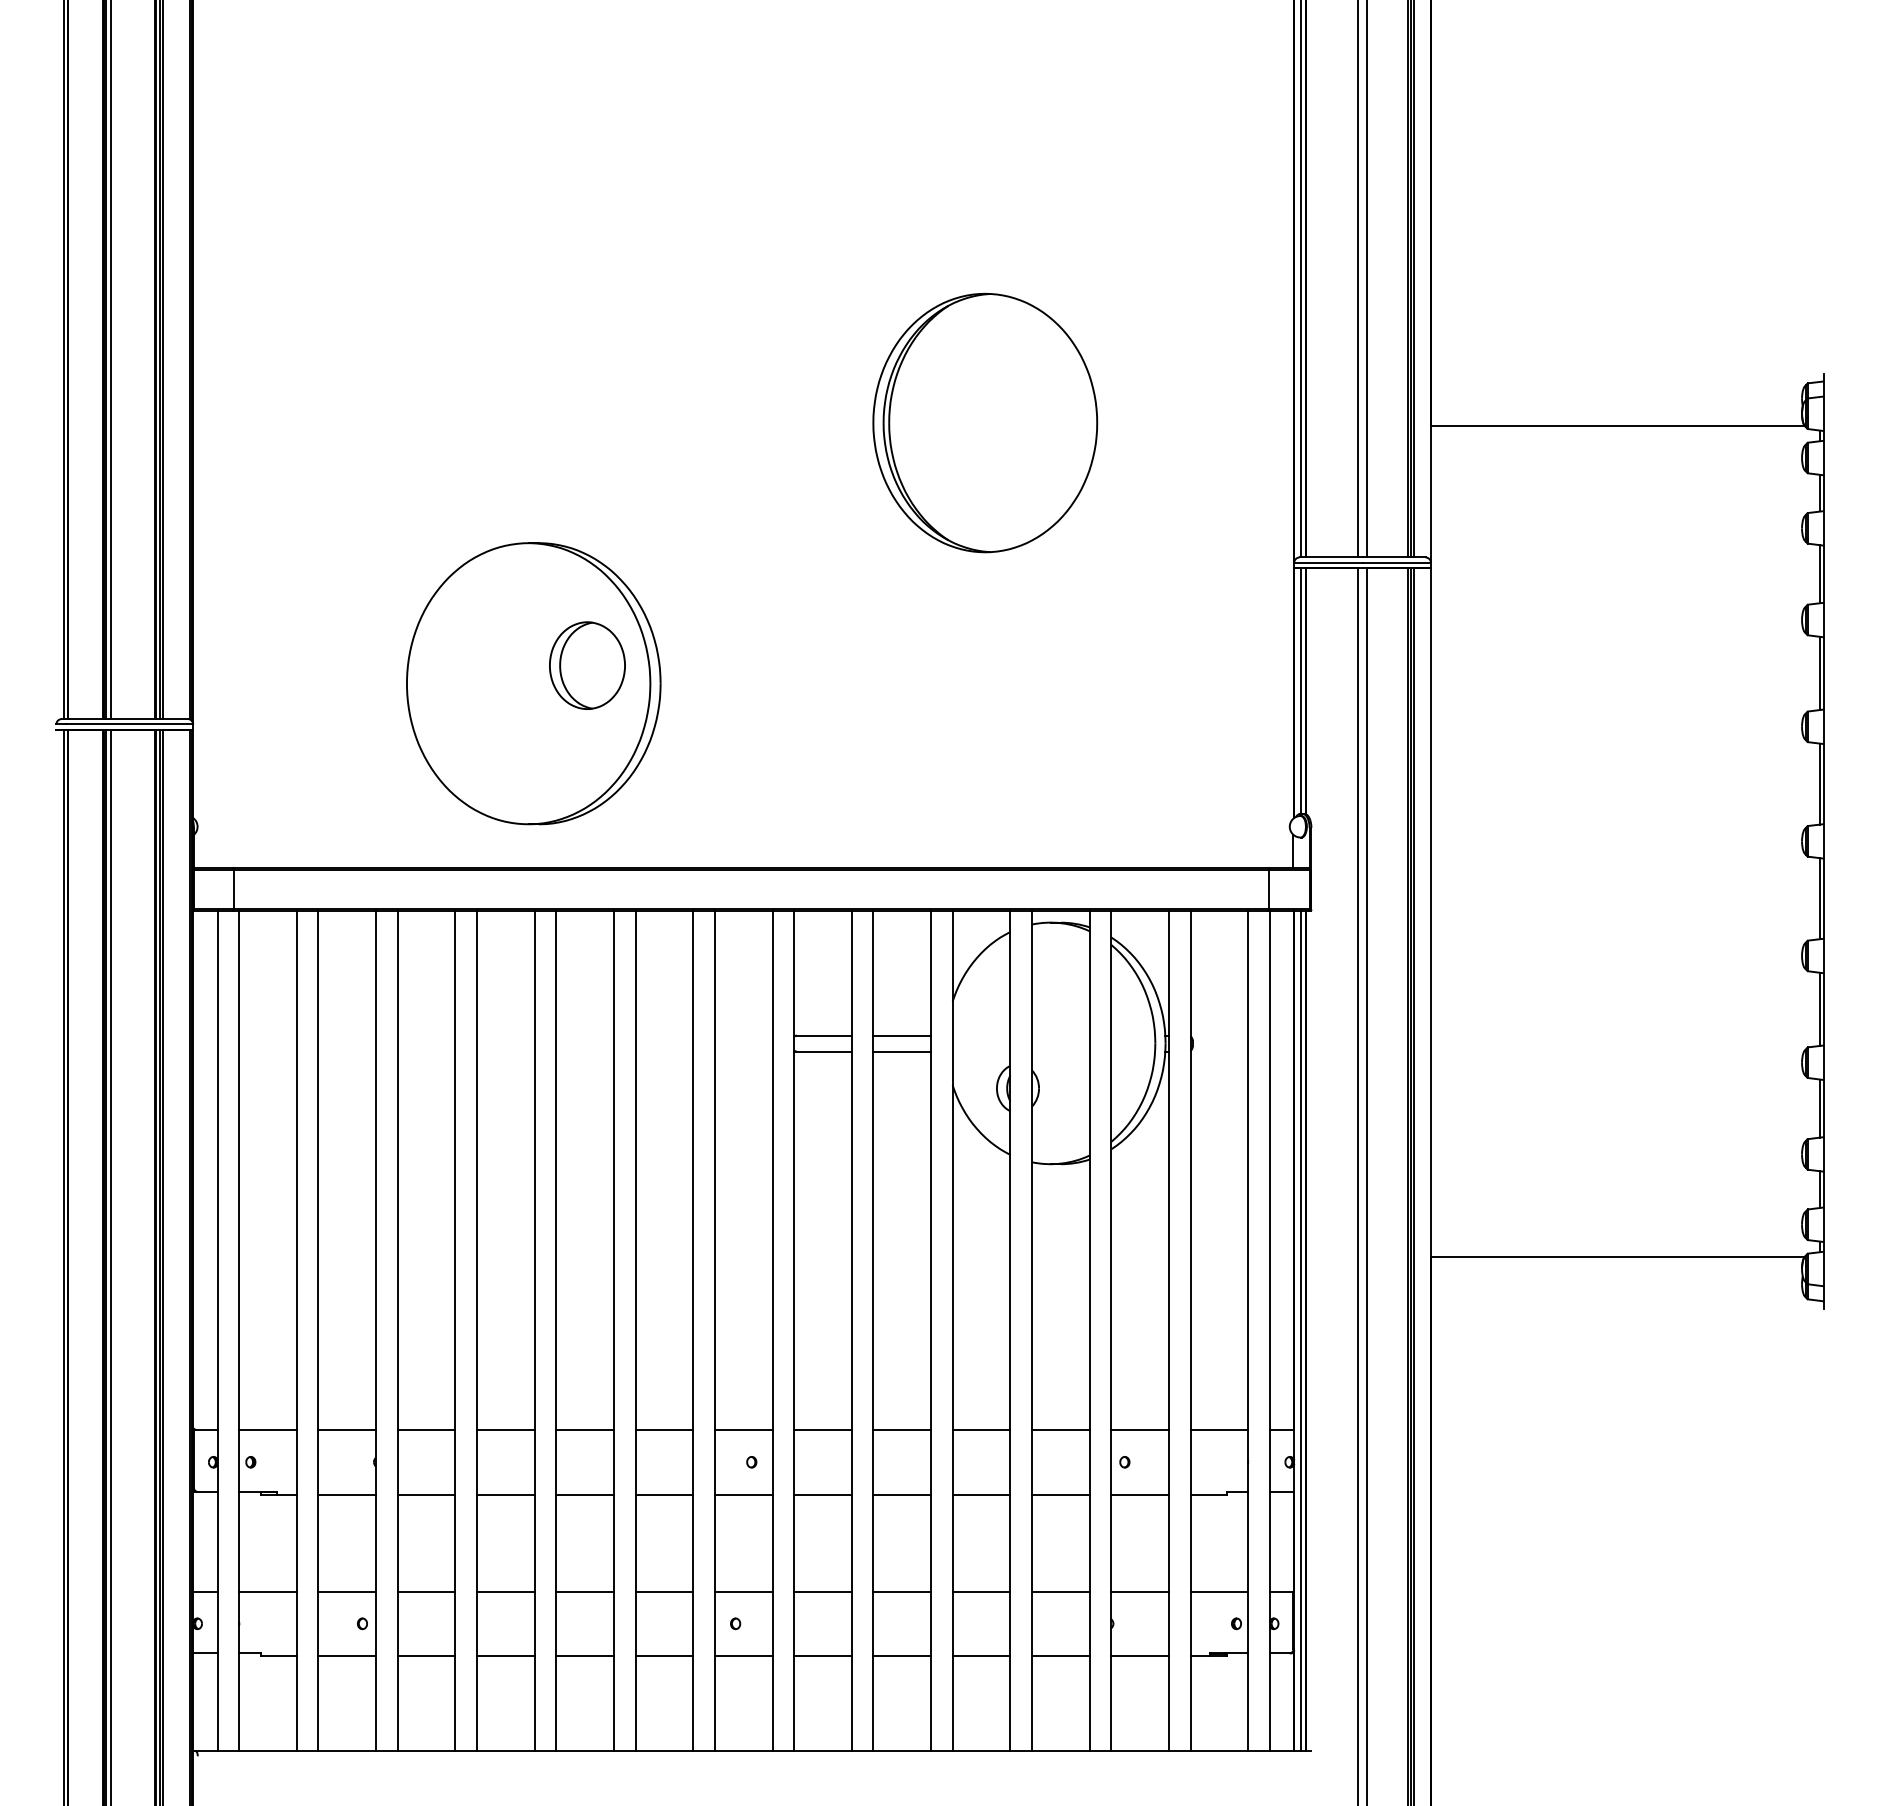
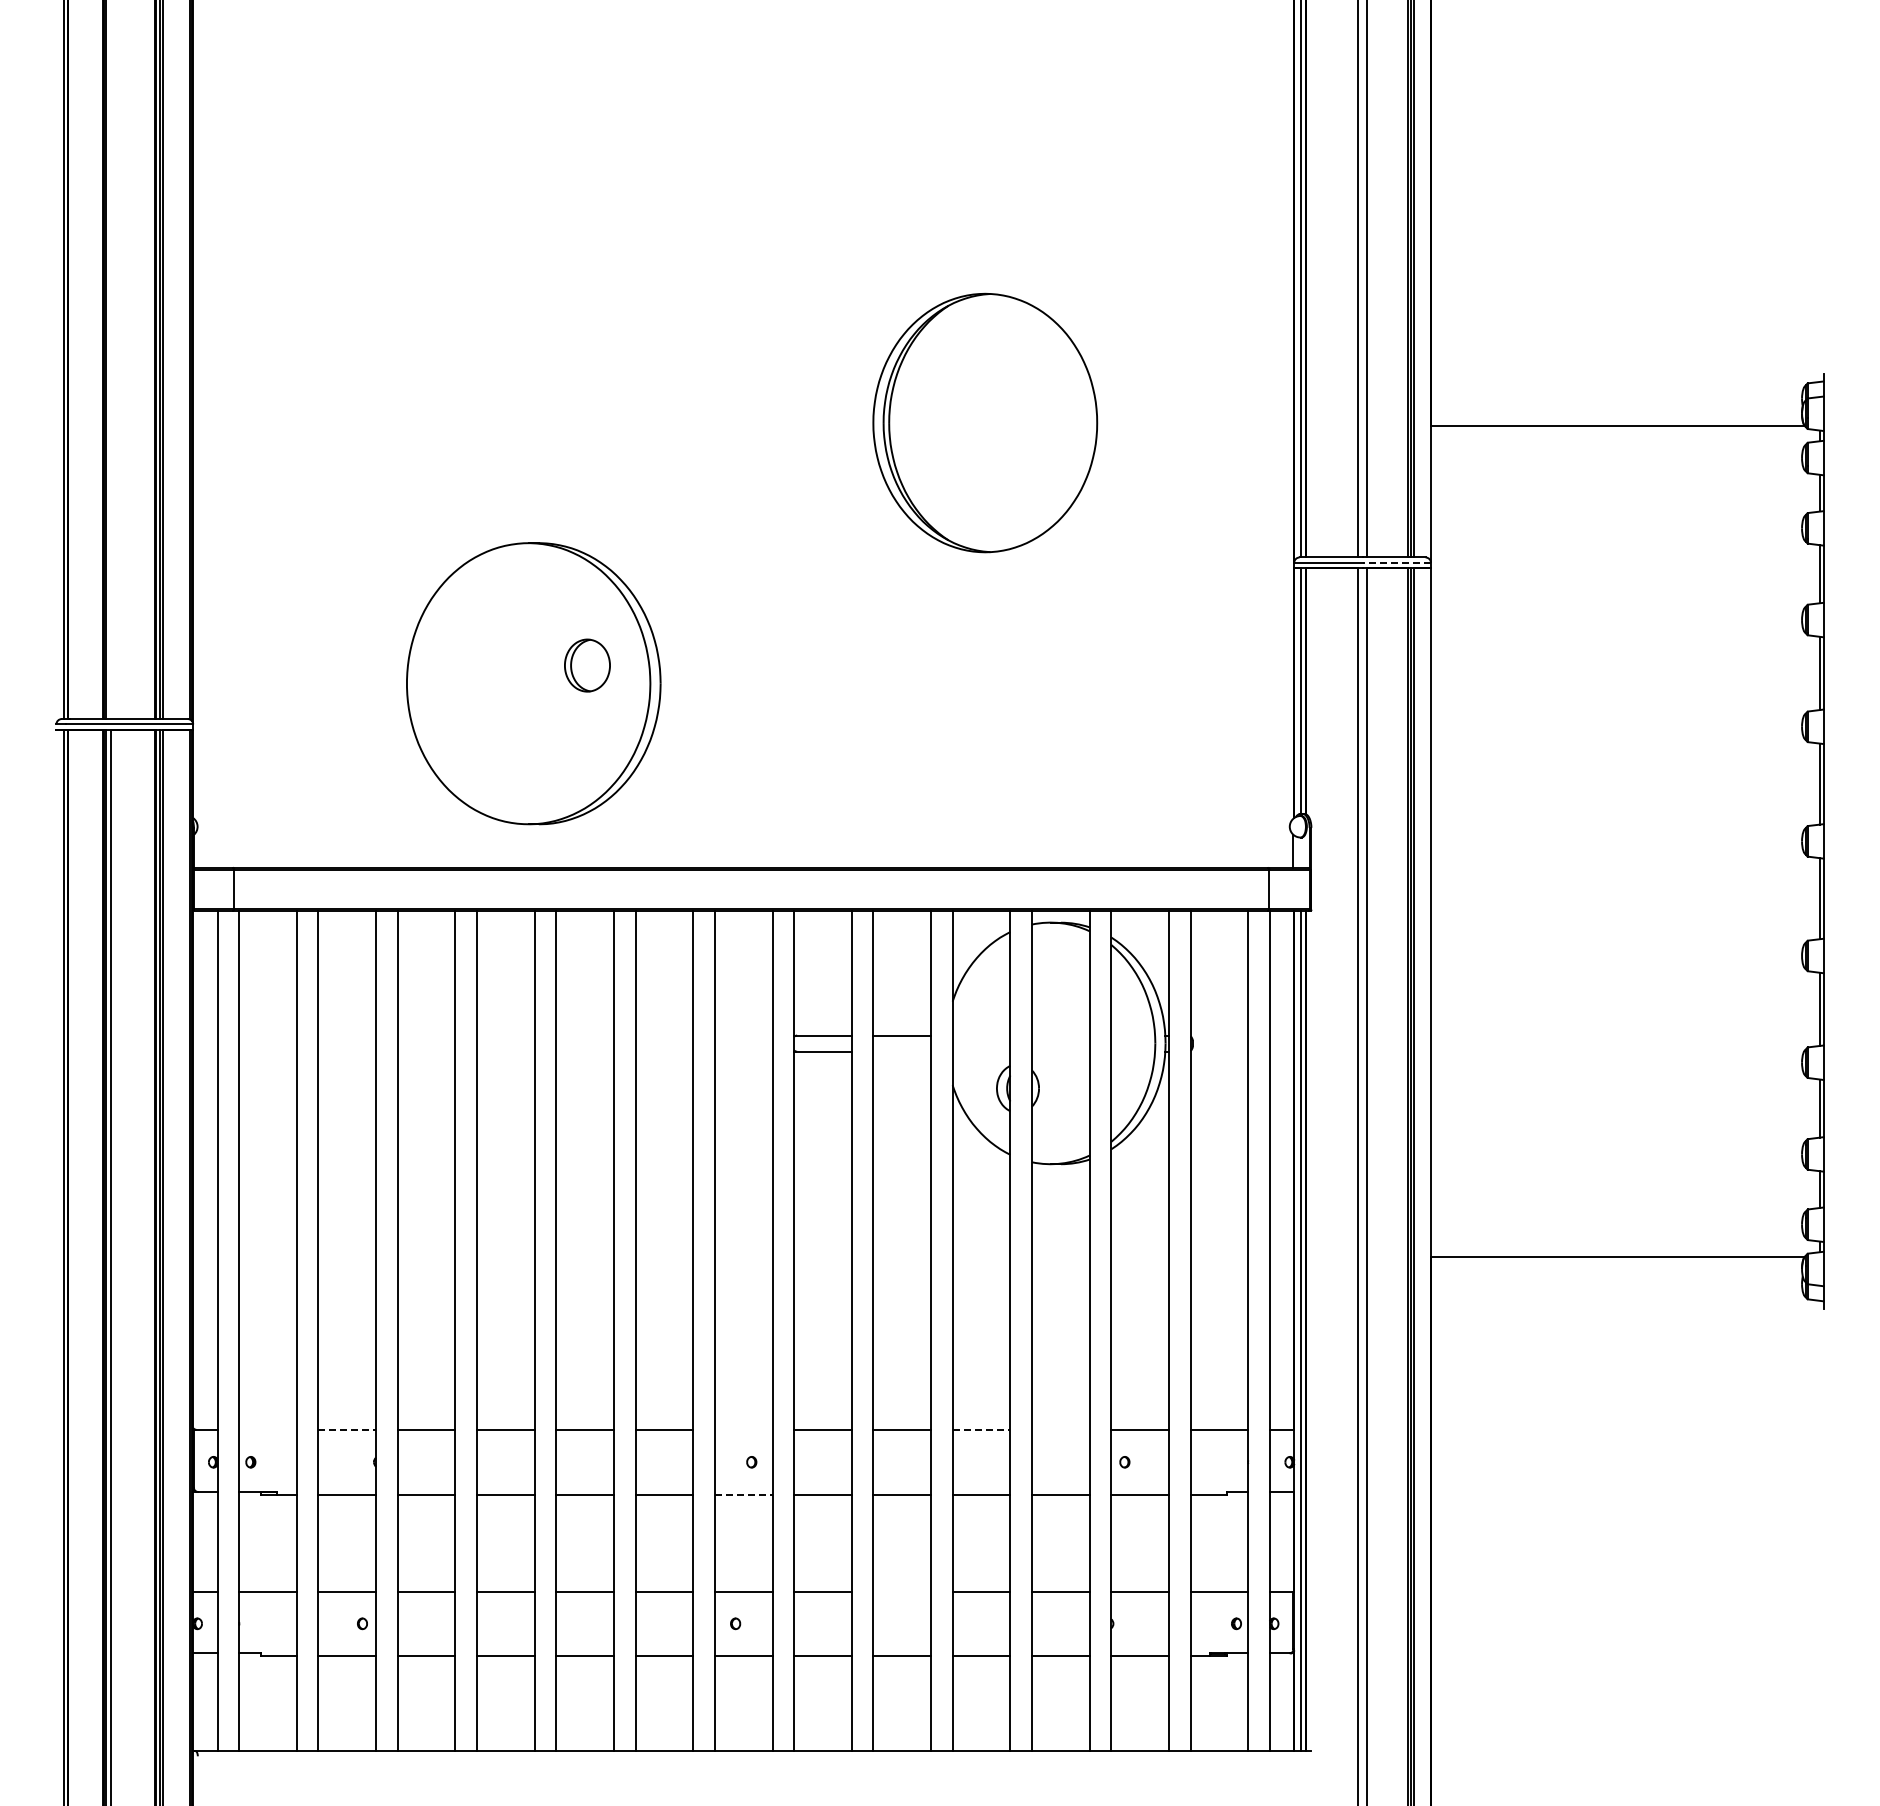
line: present -> none (111, 360)
line: solid -> dashed (1396, 562)
part size: 77x89 px -> 47x55 px (587, 665)
line: present -> none (902, 1051)
line: present -> none (267, 1429)
line: solid -> dashed (347, 1429)
line: present -> none (743, 1429)
line: solid -> dashed (981, 1429)
line: present -> none (1060, 1429)
line: solid -> dashed (743, 1494)
line: present -> none (902, 1591)
